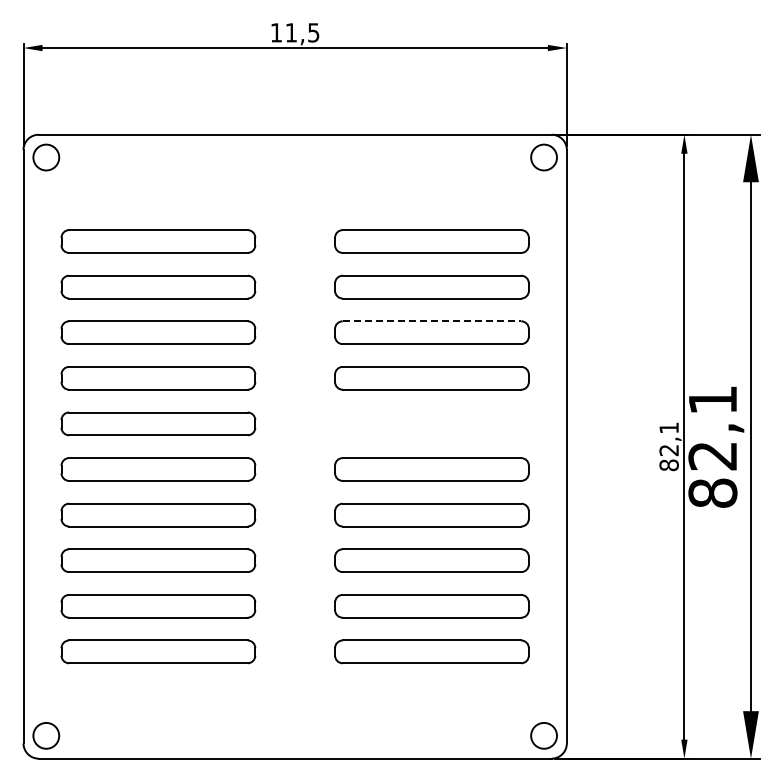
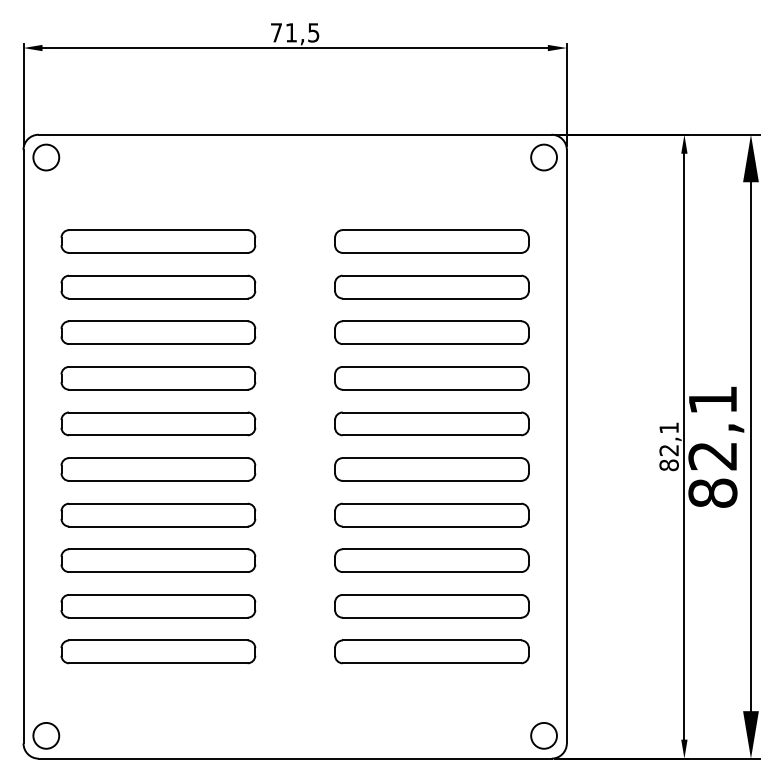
text: 11,5 -> 71,5 (276, 32)
line: dashed -> solid (432, 321)
part: none -> present (431, 423)
